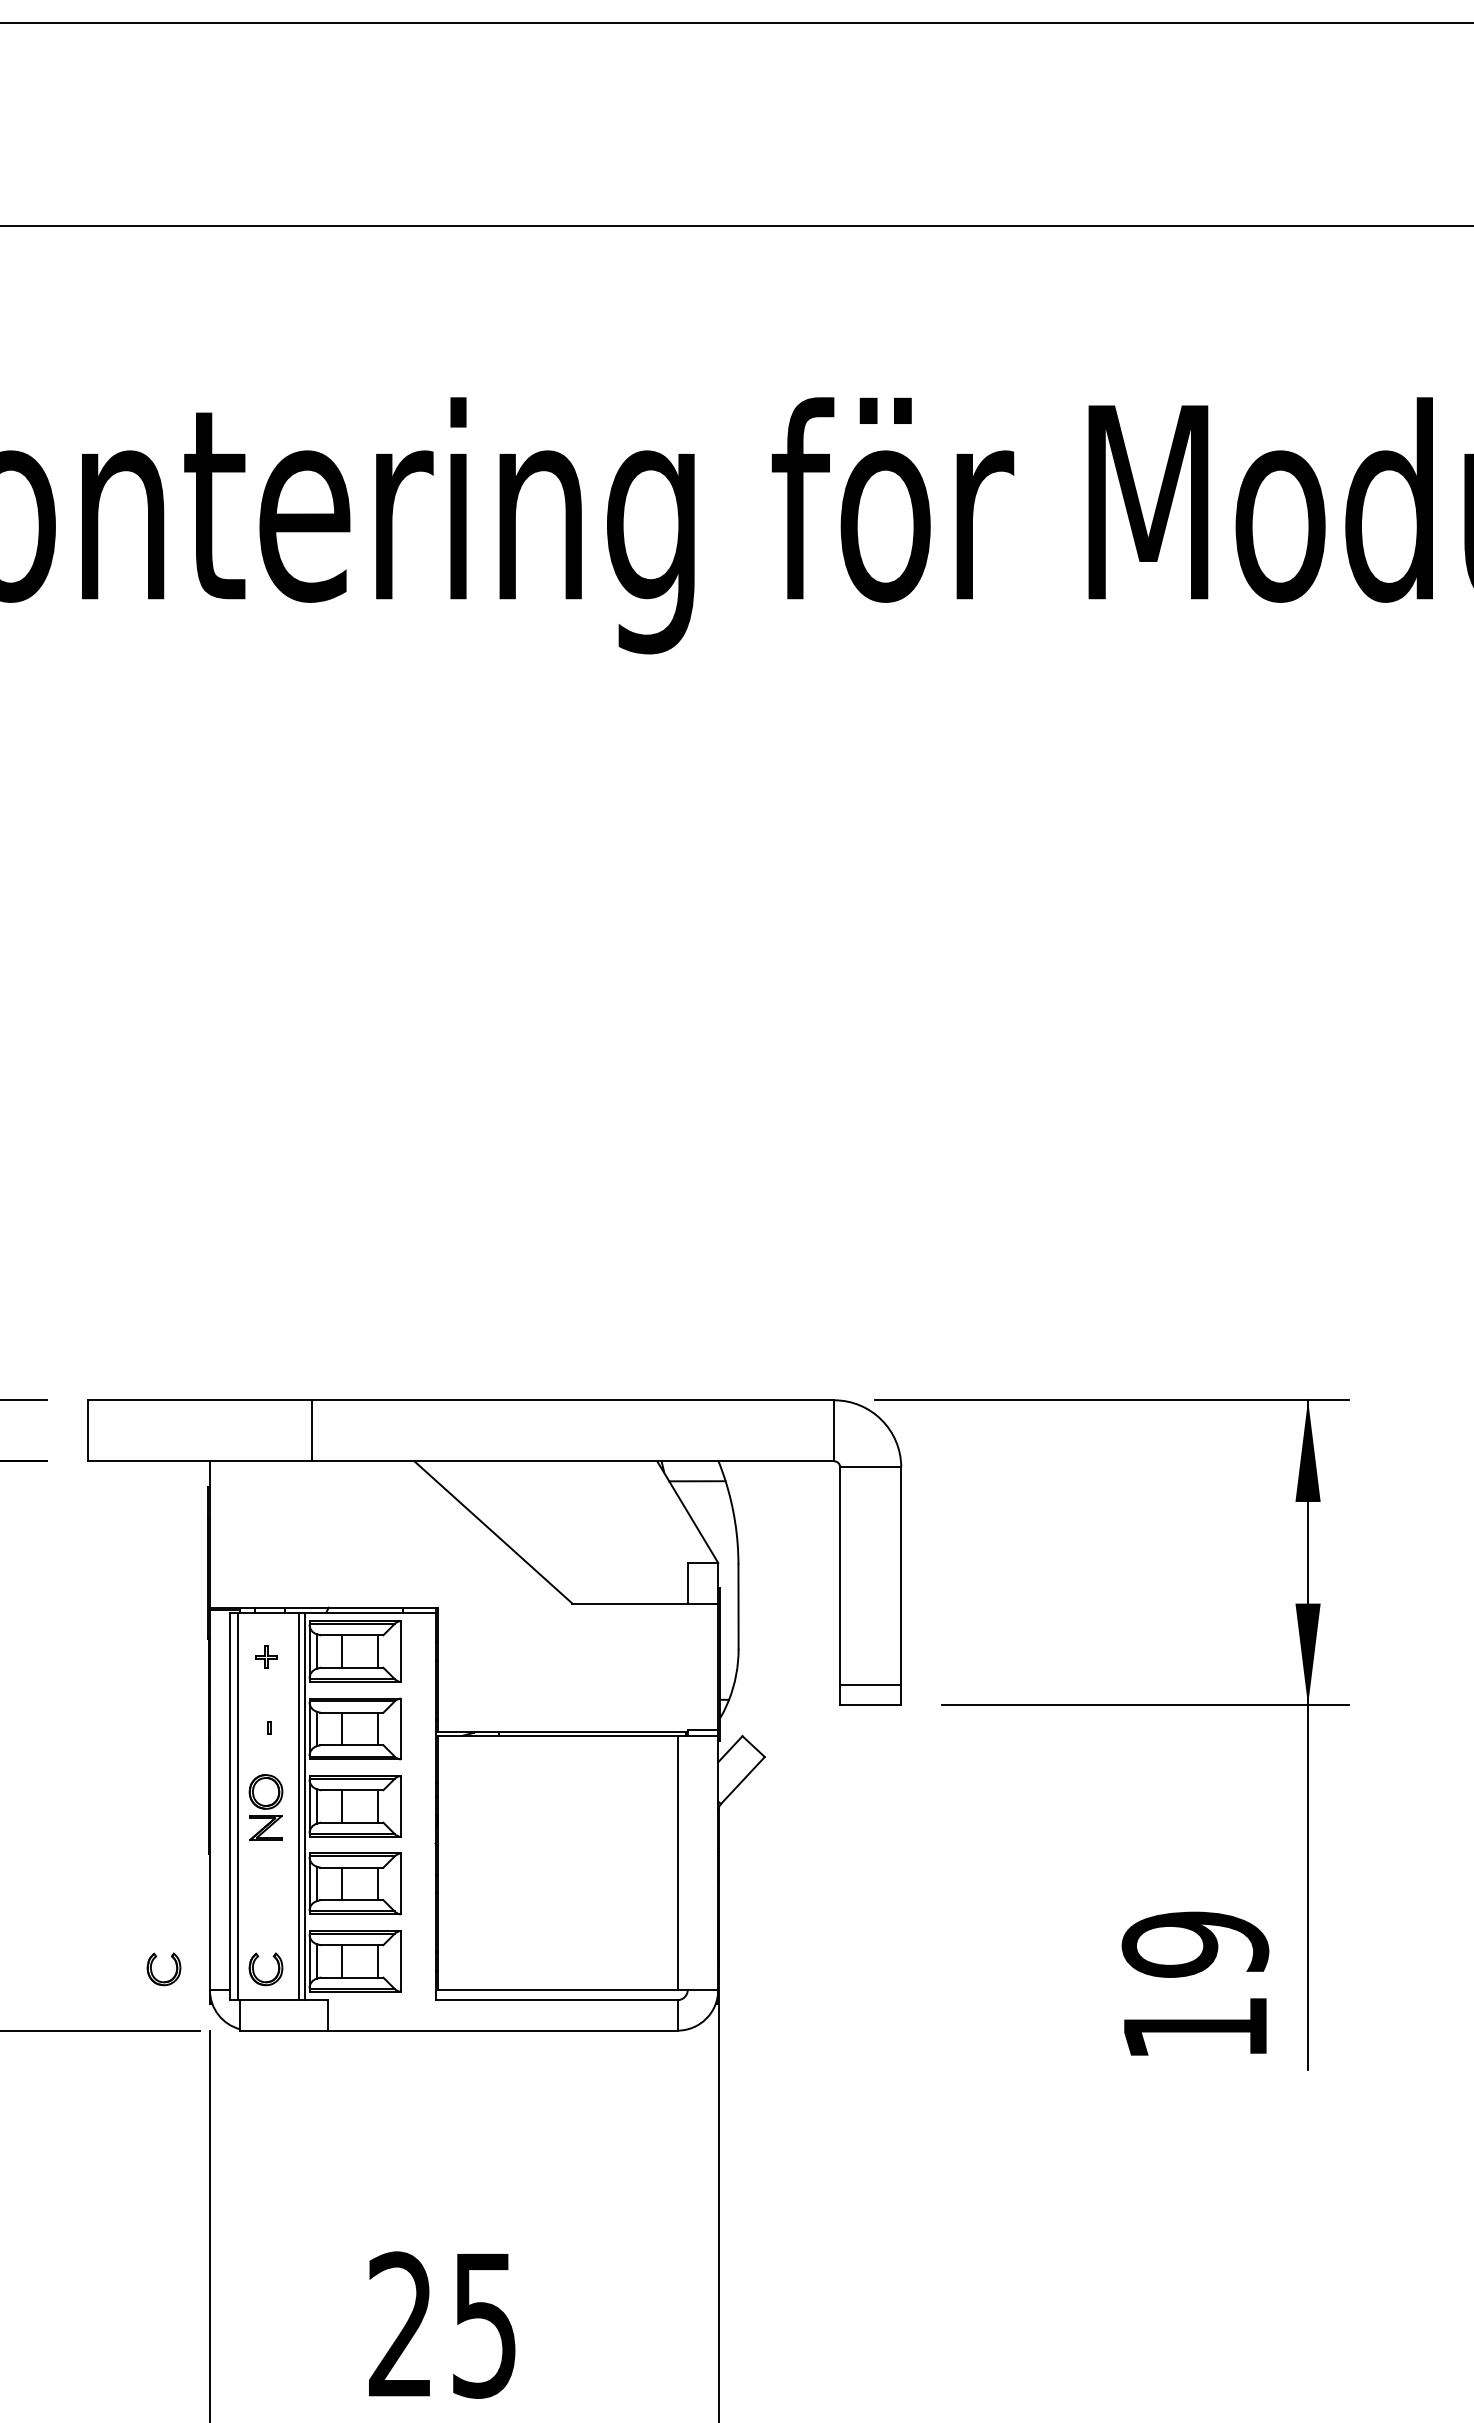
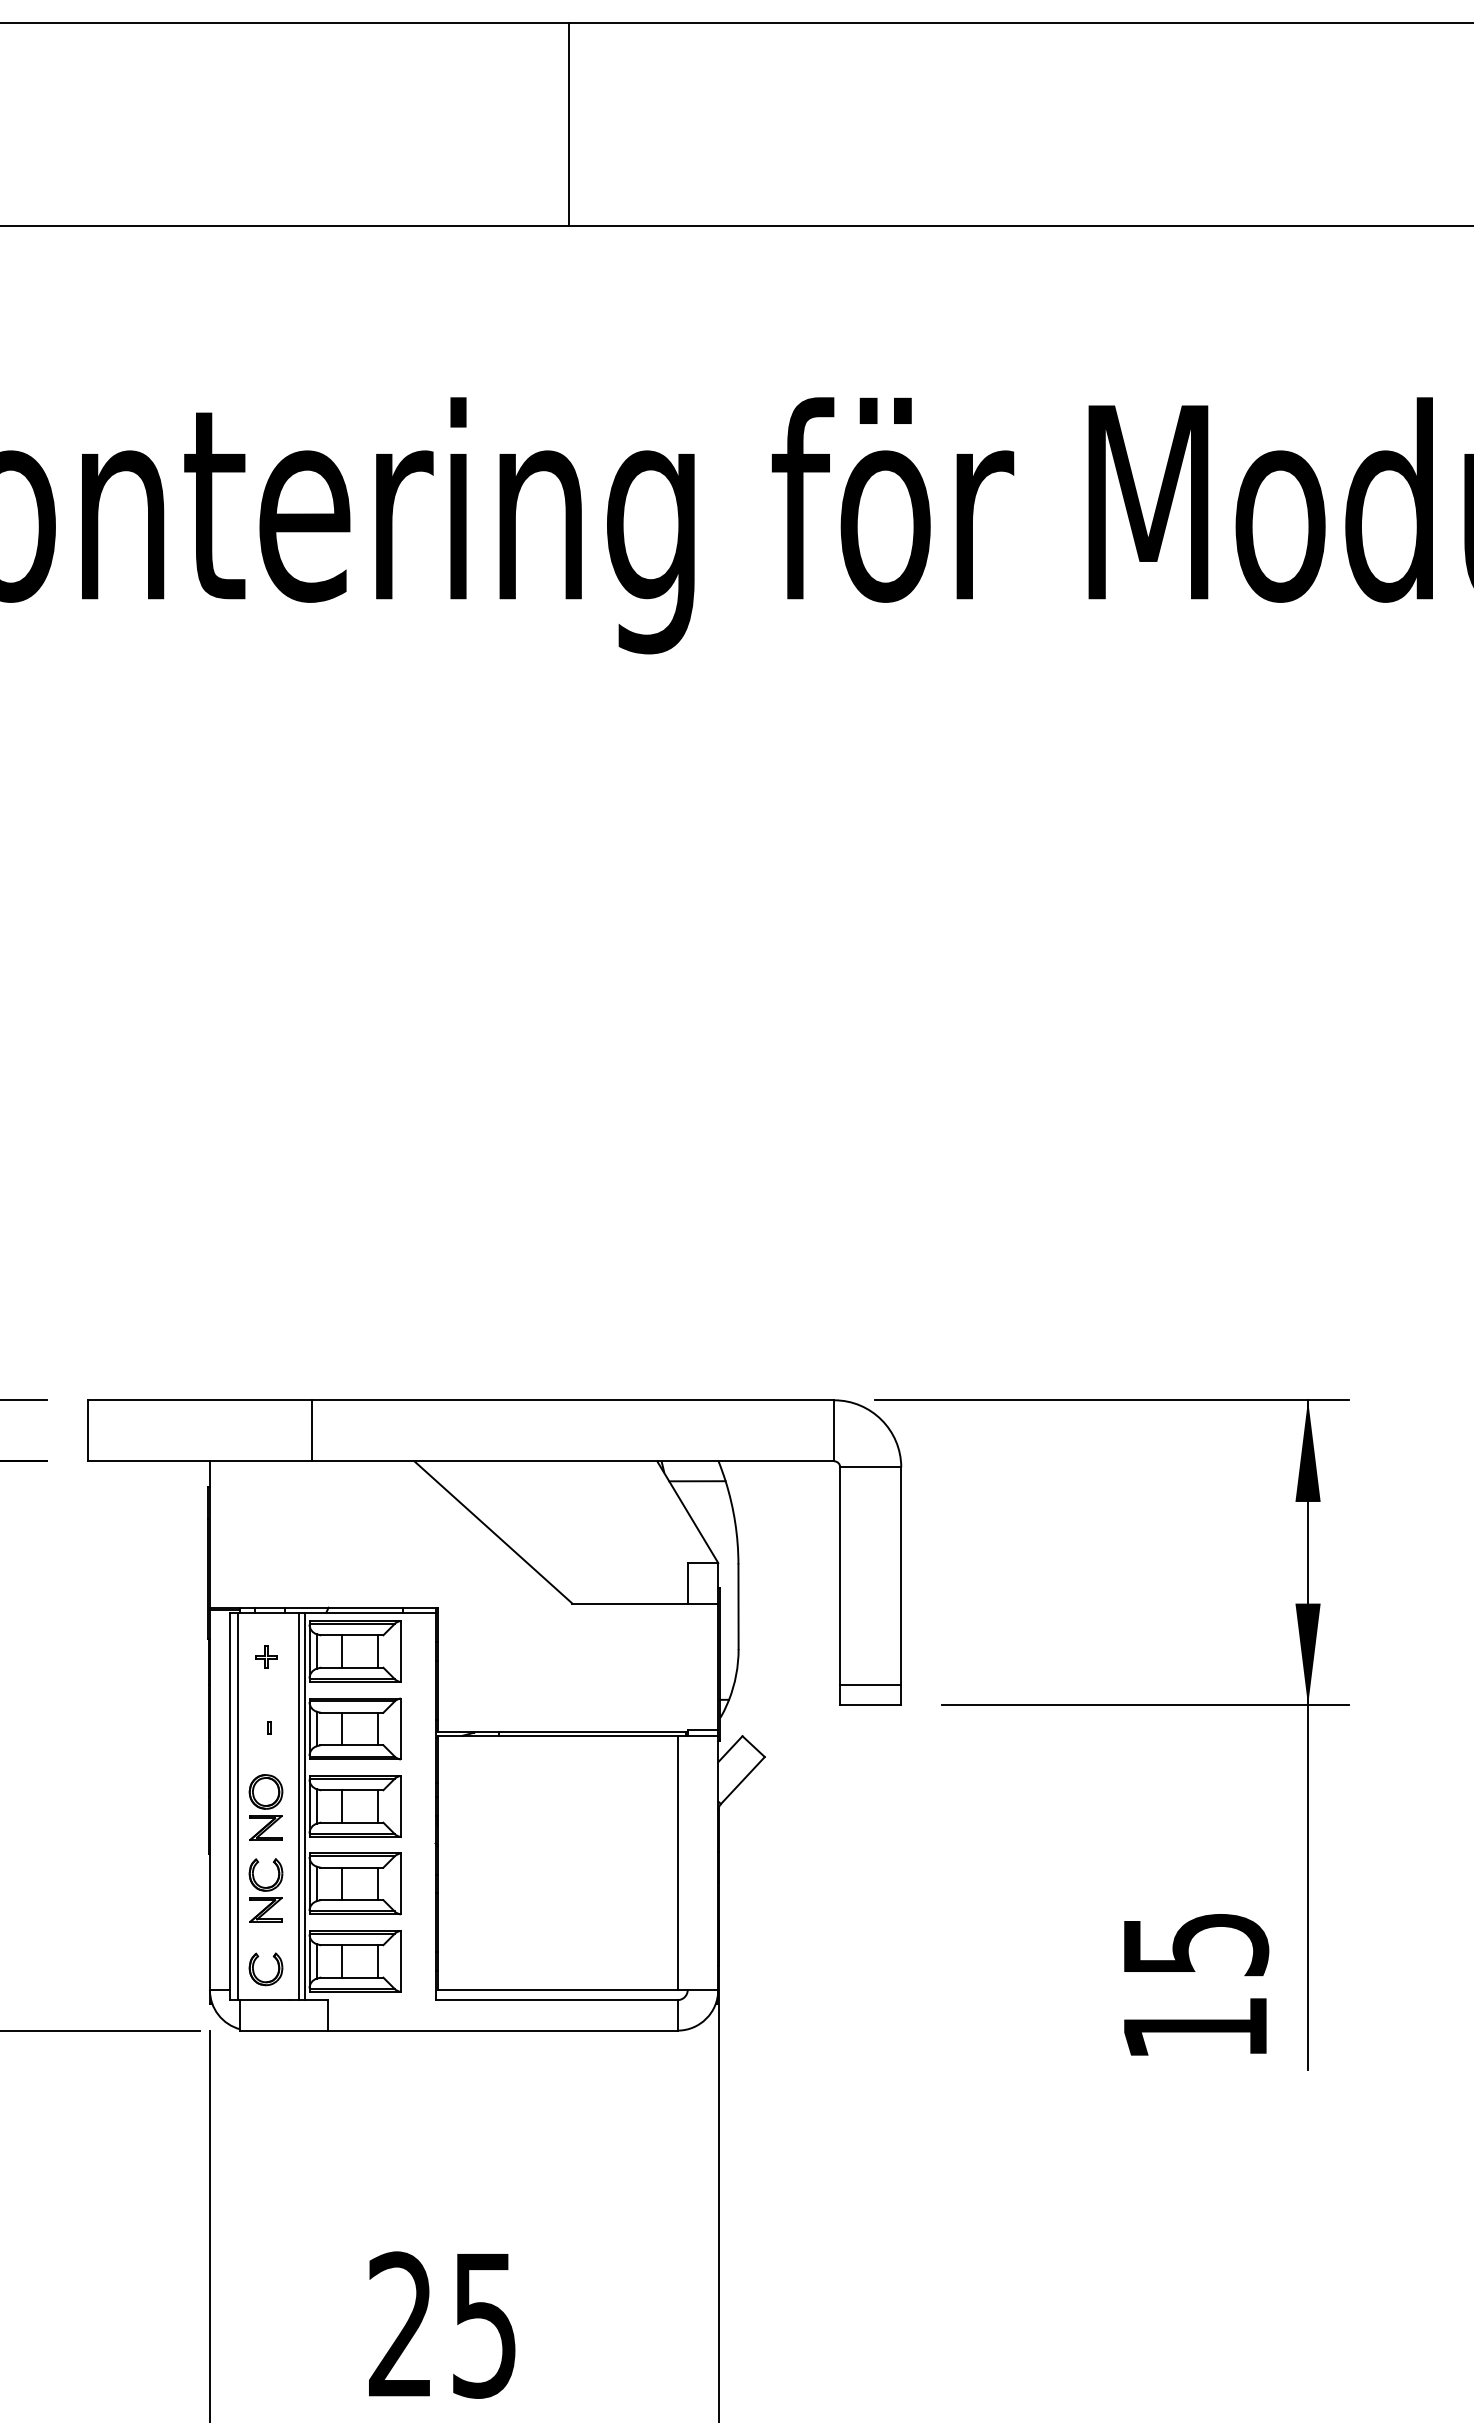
line: none -> present (569, 124)
part: none -> present (265, 1890)
text: 19 -> 15 (1195, 1944)
part: present -> none (152, 1970)
